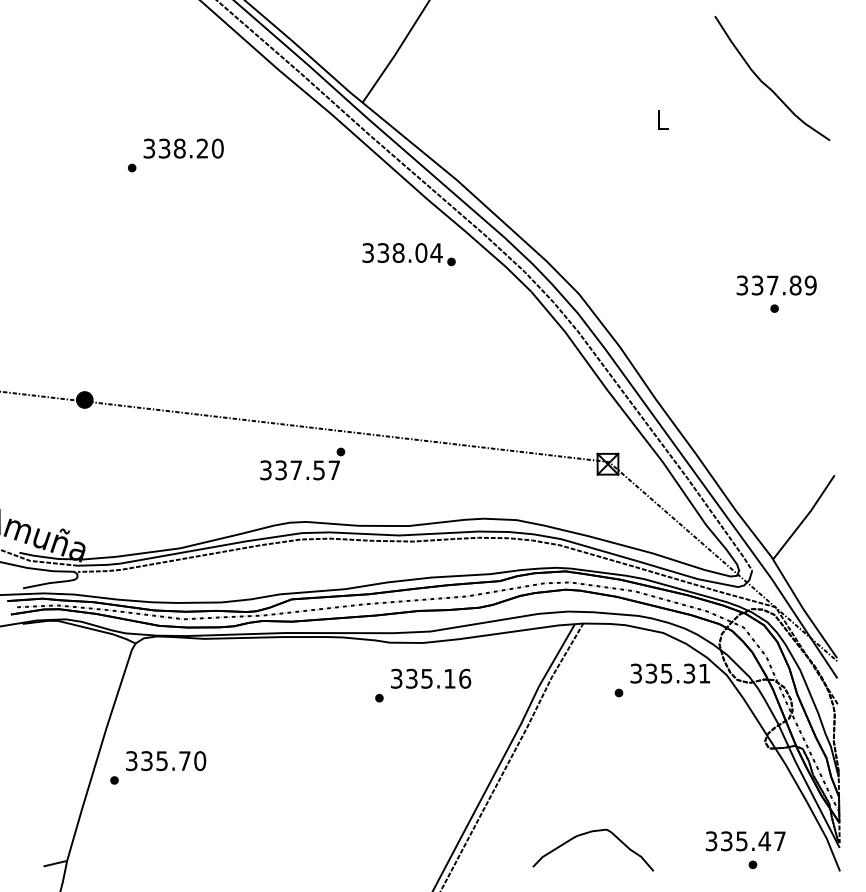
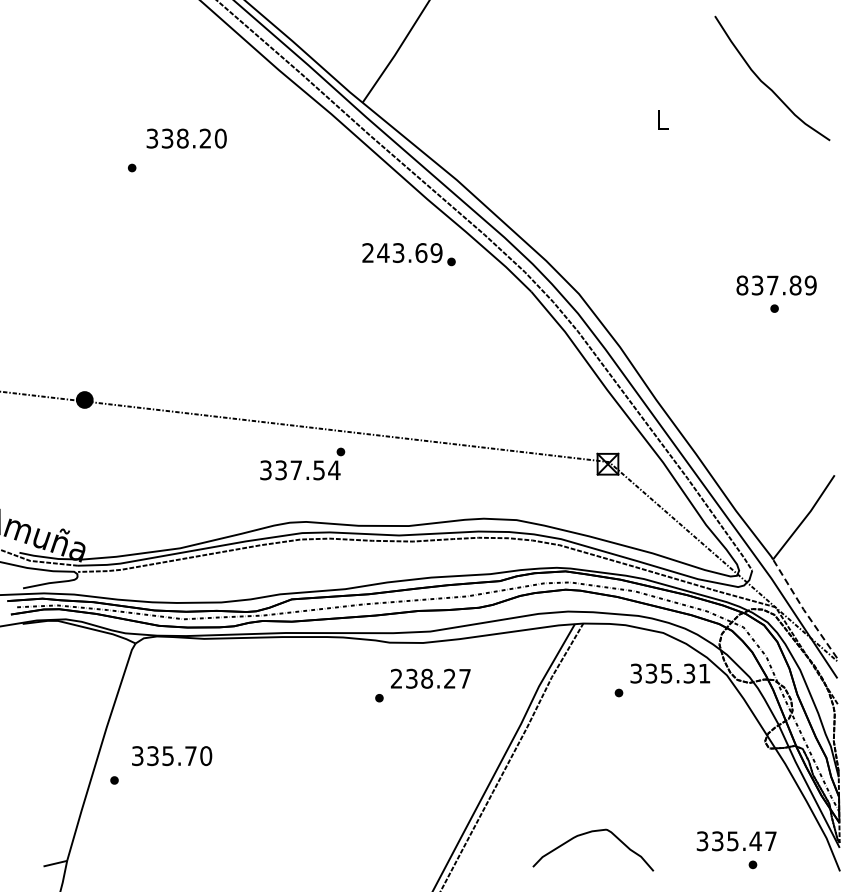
text position: (183, 148) -> (186, 138) (186, 138)
text: 338.04 -> 243.69 (402, 252)
text: 337.89 -> 837.89 (742, 285)
text: 337.57 -> 337.54 (334, 469)
line: solid -> dashed (803, 609)
text: 335.16 -> 238.27 (431, 678)
text position: (166, 761) -> (172, 756) (172, 756)
text position: (745, 841) -> (736, 841) (736, 841)
